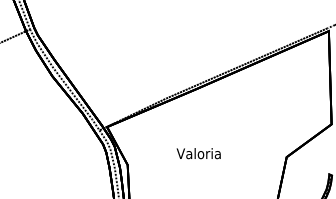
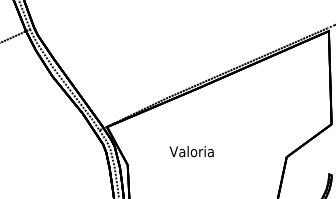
text position: (198, 153) -> (191, 151) (191, 151)
